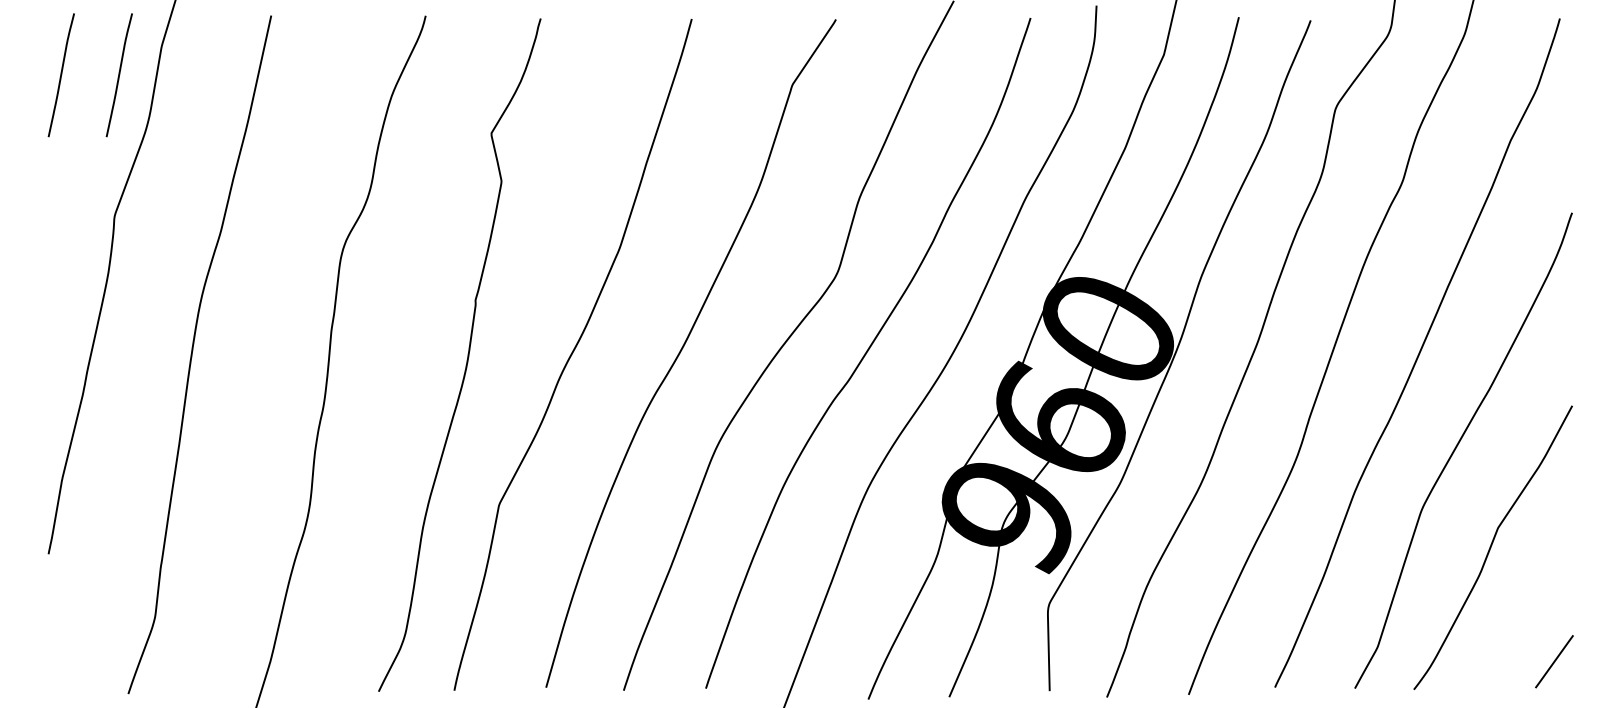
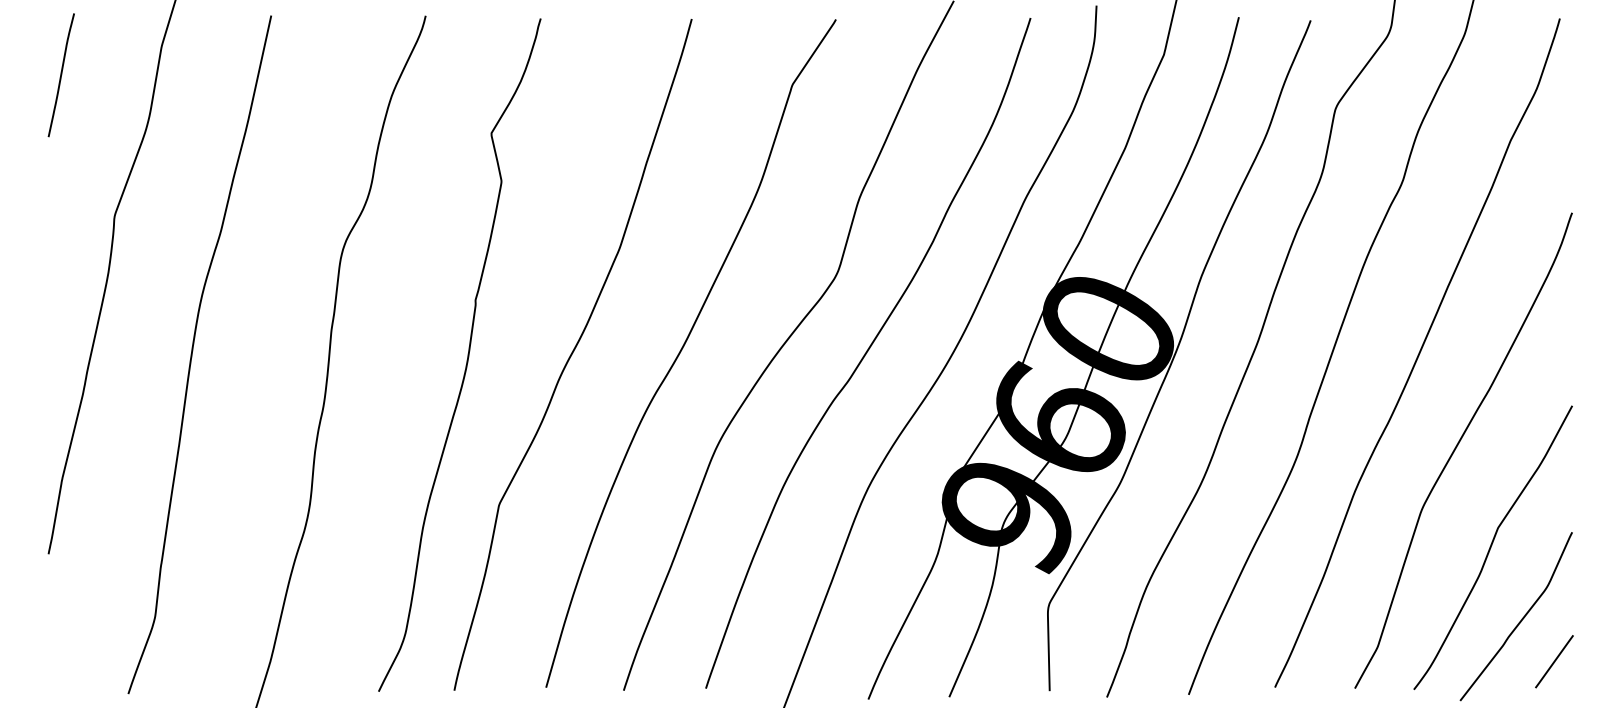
curve: present -> none (118, 75)
curve: none -> present (1521, 618)
